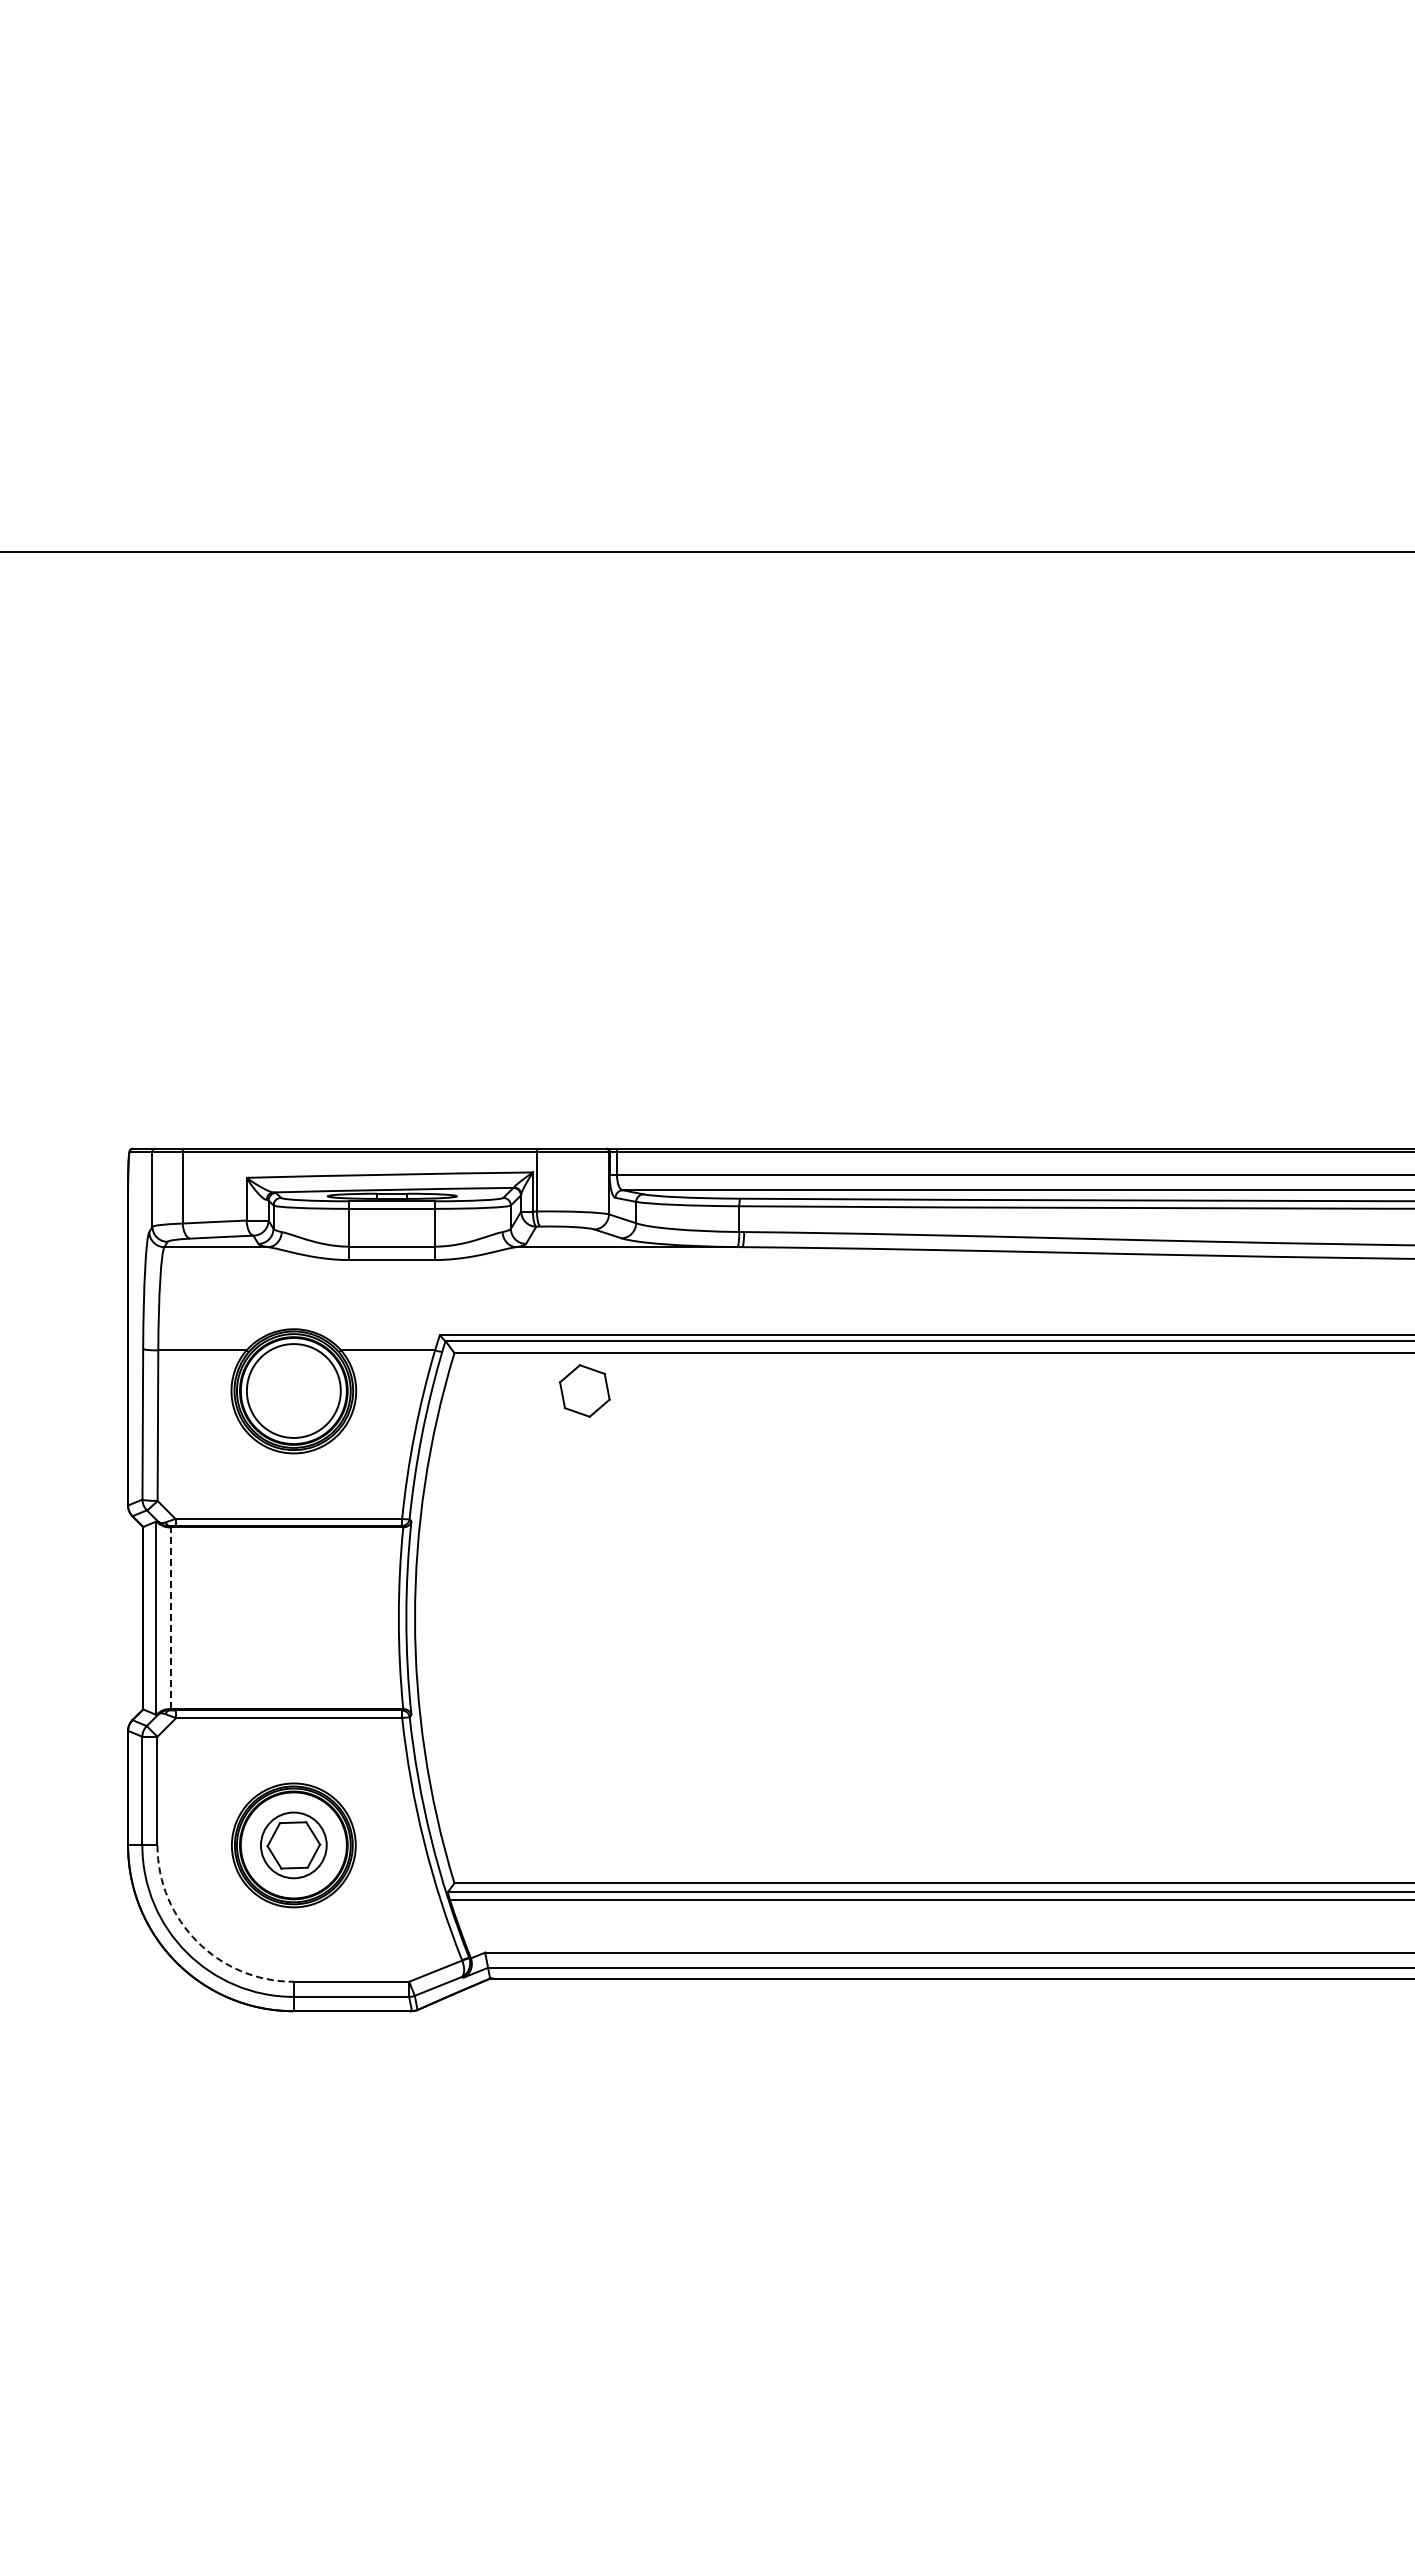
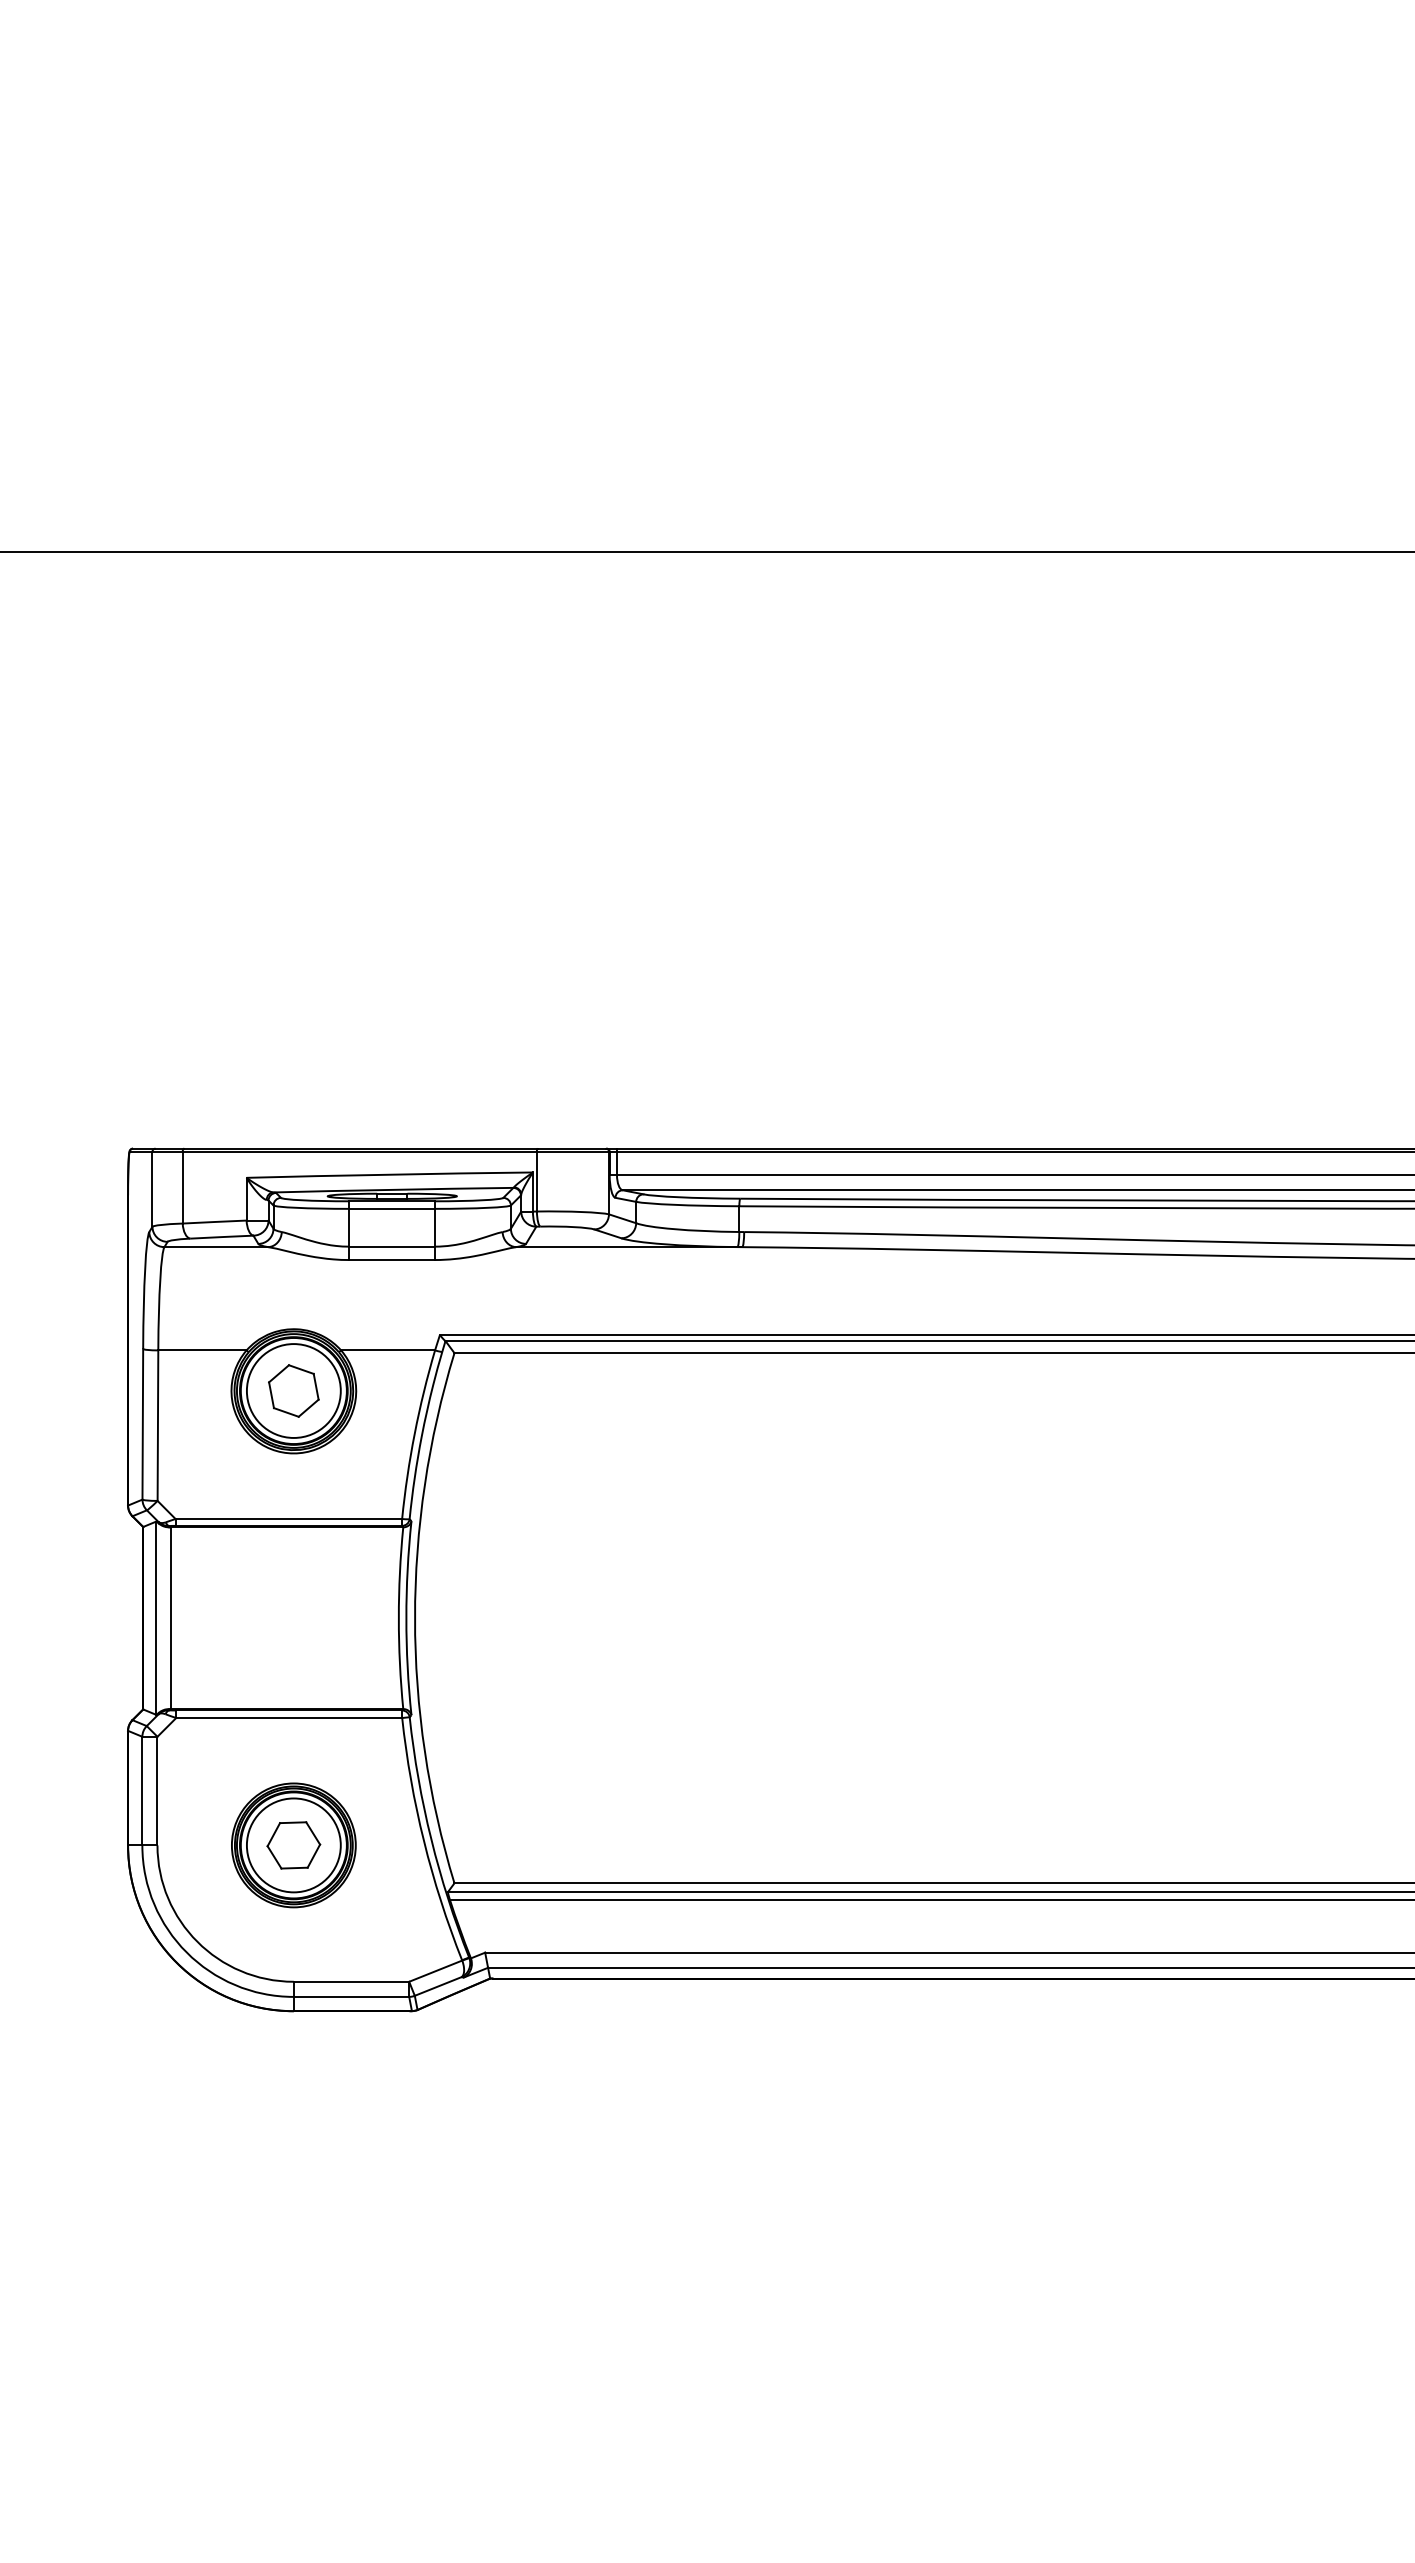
part position: (584, 1390) -> (293, 1390) (293, 1390)
line: dashed -> solid (171, 1618)
circle diameter: 66 px -> 94 px (293, 1845)
arc: dashed -> solid (197, 1941)
